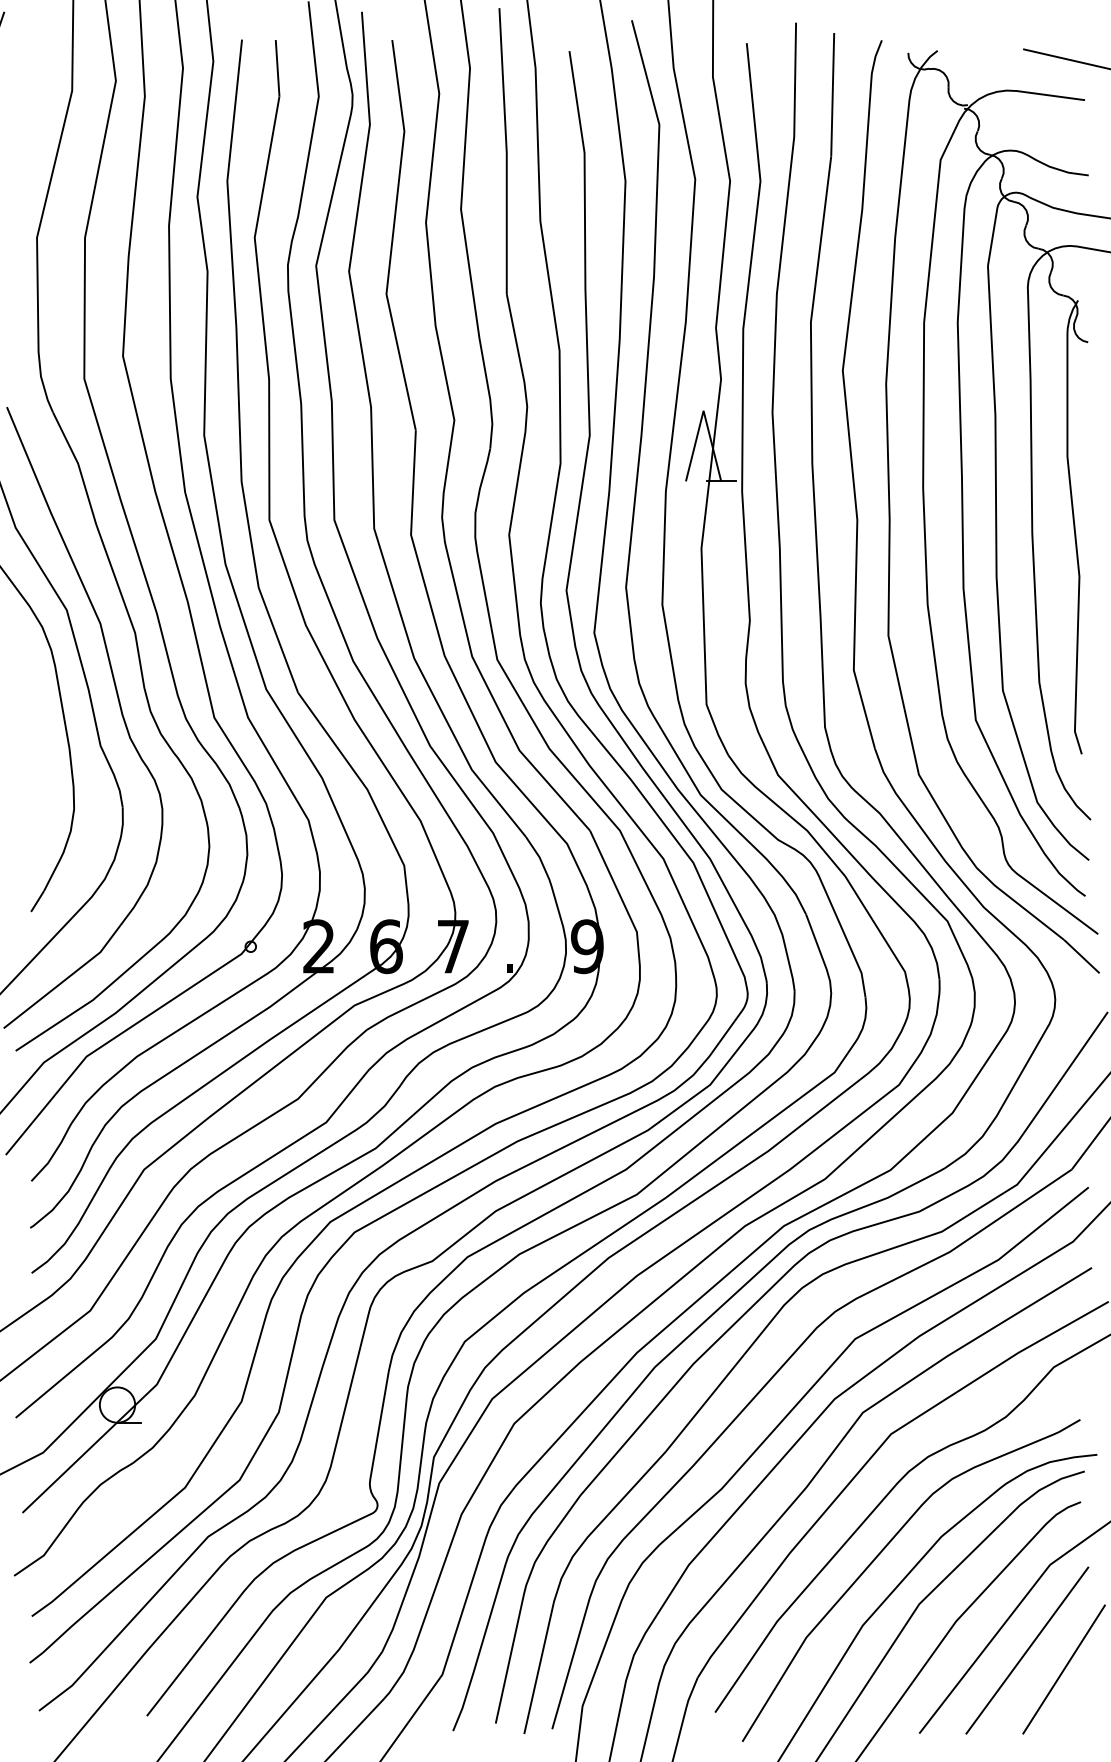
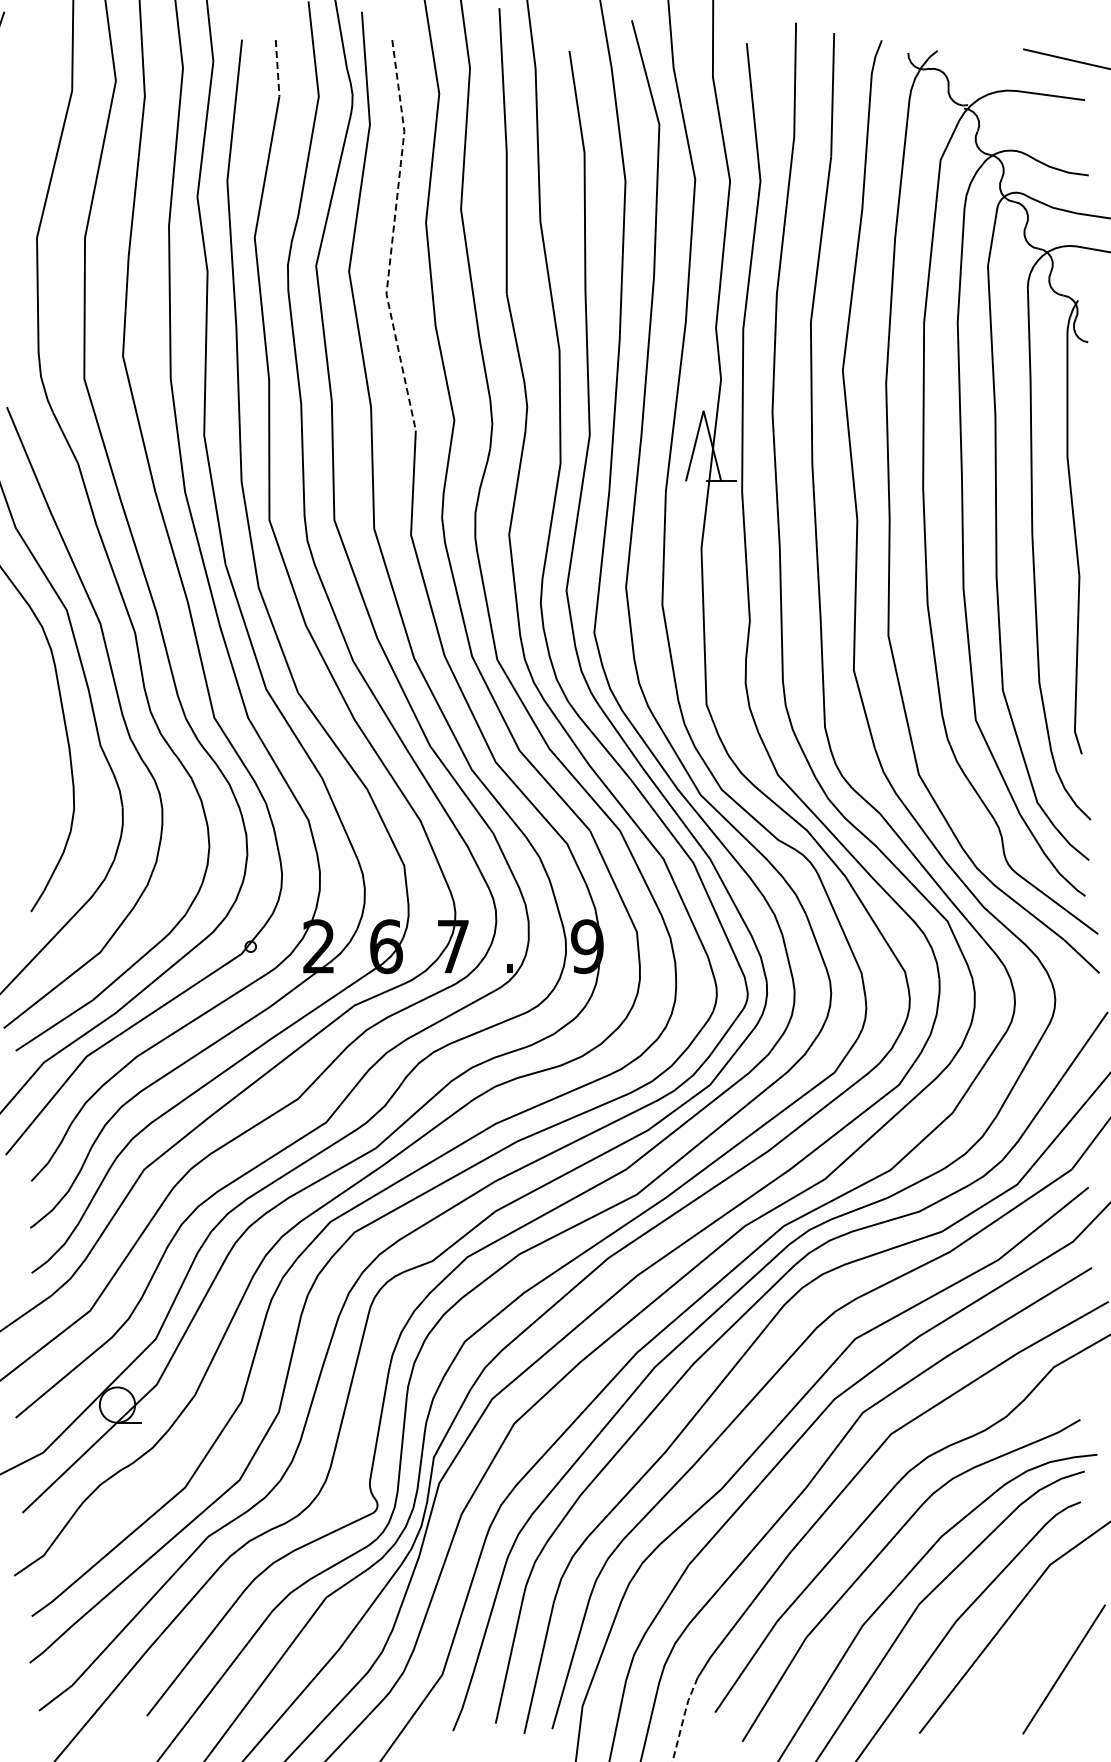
line: solid -> dashed (277, 68)
line: solid -> dashed (392, 236)
line: present -> none (1027, 1650)
line: solid -> dashed (683, 1718)
